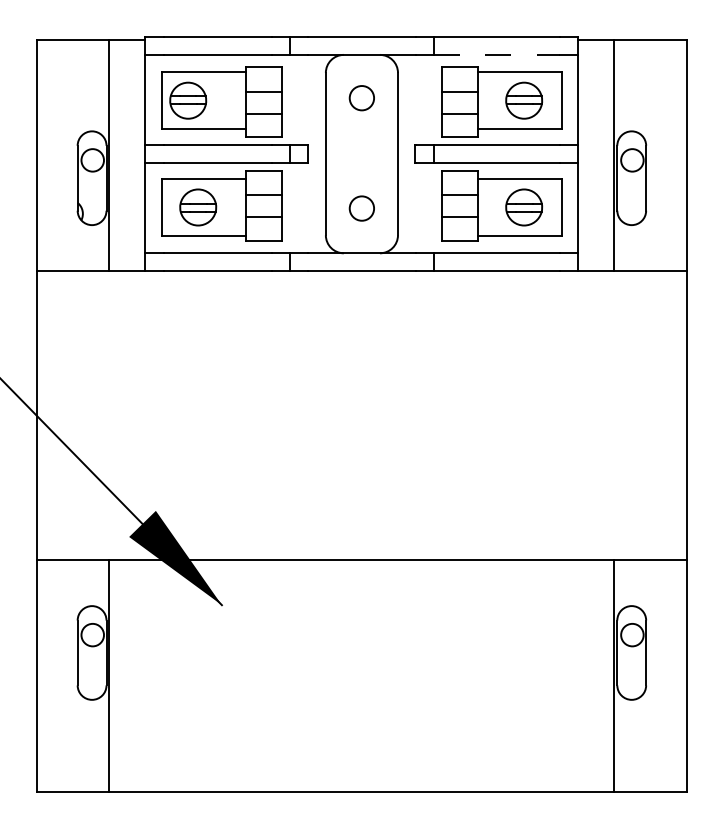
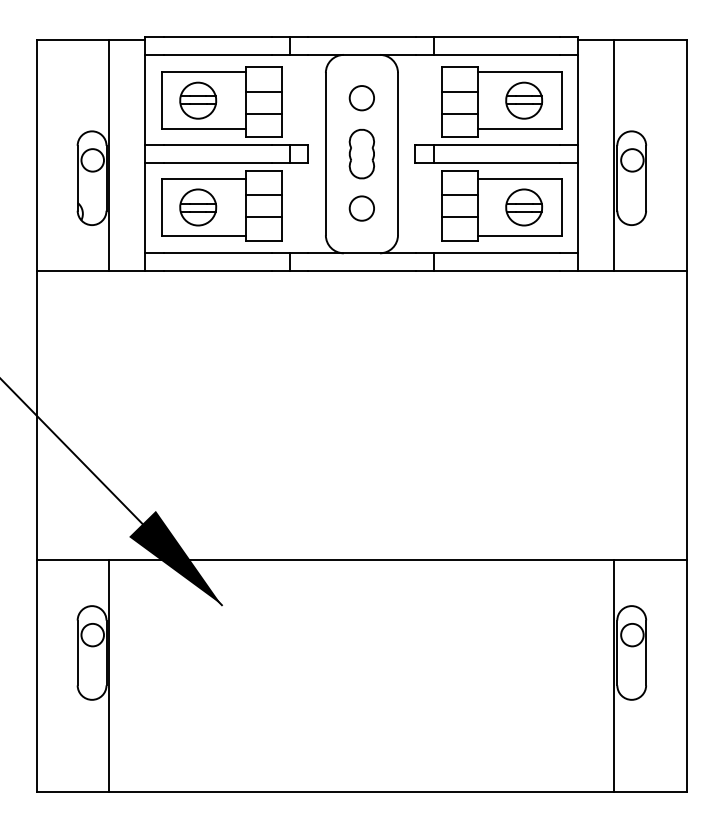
line: dashed -> solid (497, 54)
part position: (188, 100) -> (198, 100) (198, 100)
part: none -> present (361, 154)
